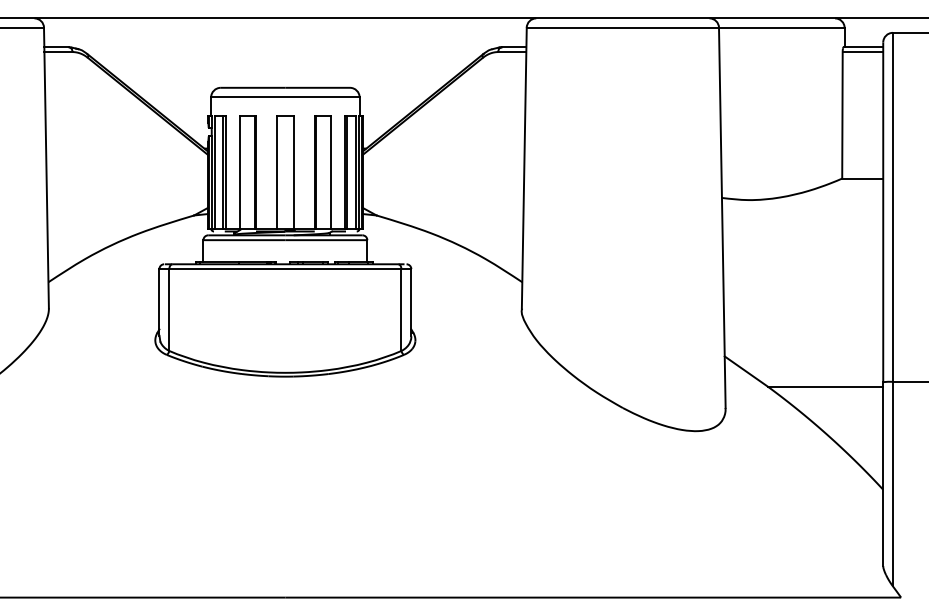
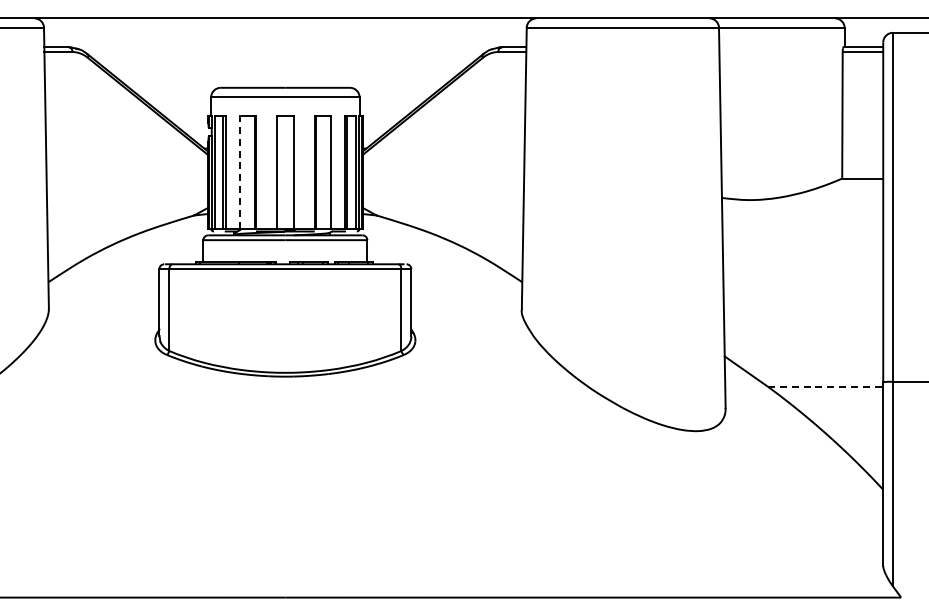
line: solid -> dashed (239, 171)
line: solid -> dashed (825, 386)
